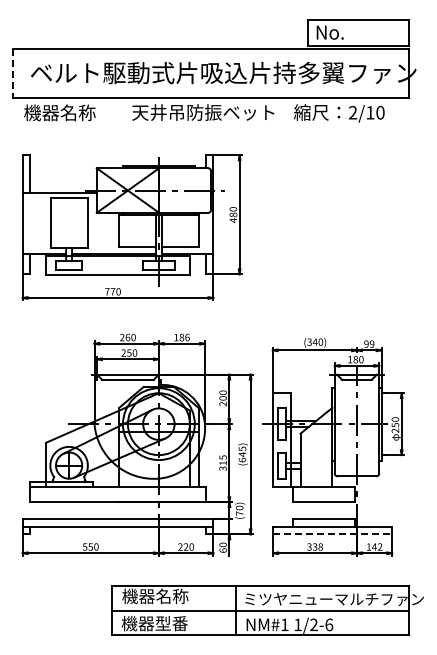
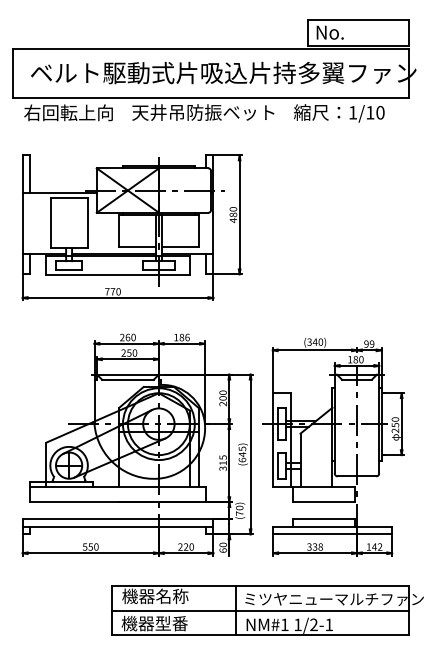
line: dashed -> solid (13, 73)
text: 機器名称 -> 右回転上向 (68, 112)
text: 2/10 -> 1/10 (353, 112)
line: dashed -> solid (333, 534)
text: 1/2-6 -> 1/2-1 (329, 624)
